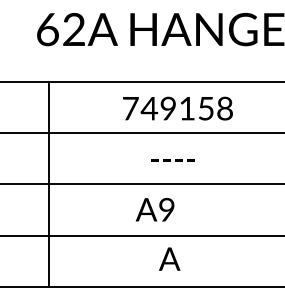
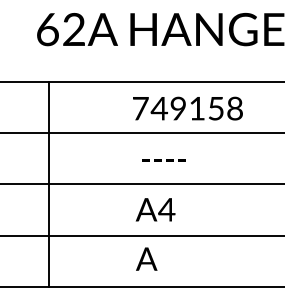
text position: (177, 108) -> (187, 108) (187, 108)
text position: (172, 160) -> (163, 160) (163, 160)
text: A9 -> A4 (166, 209)
text position: (169, 258) -> (146, 258) (146, 258)
